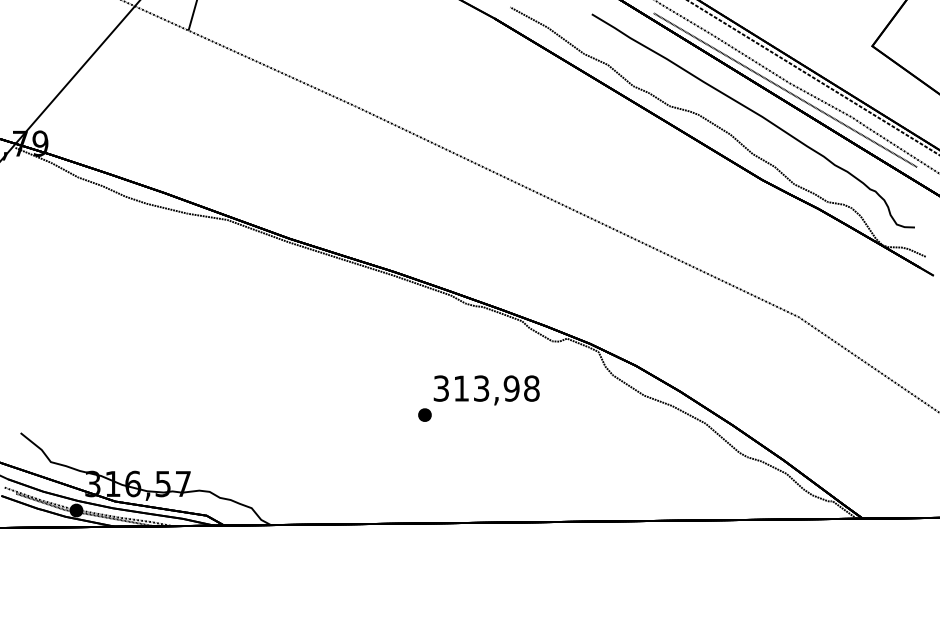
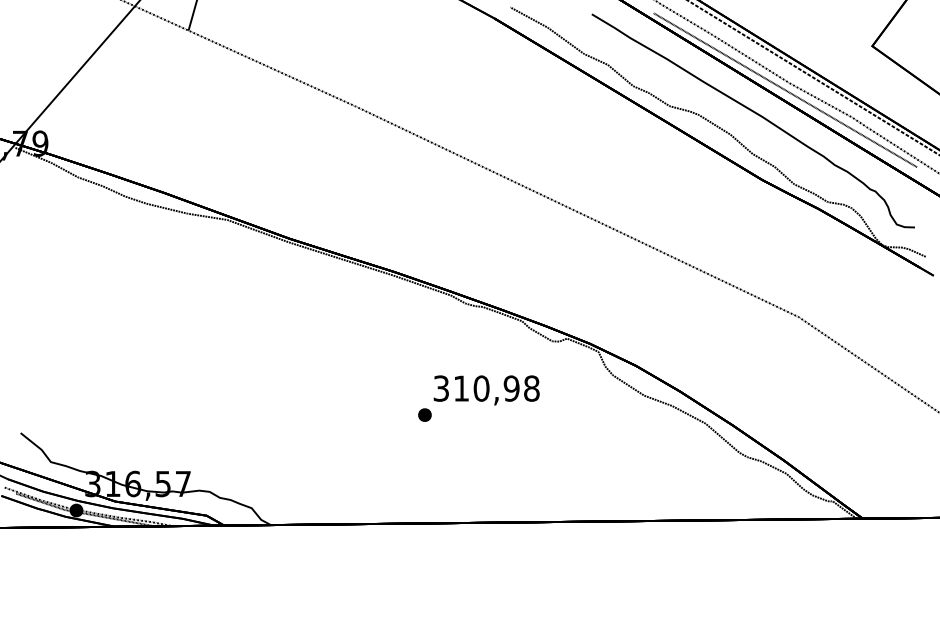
text: 313,98 -> 310,98 (481, 388)
